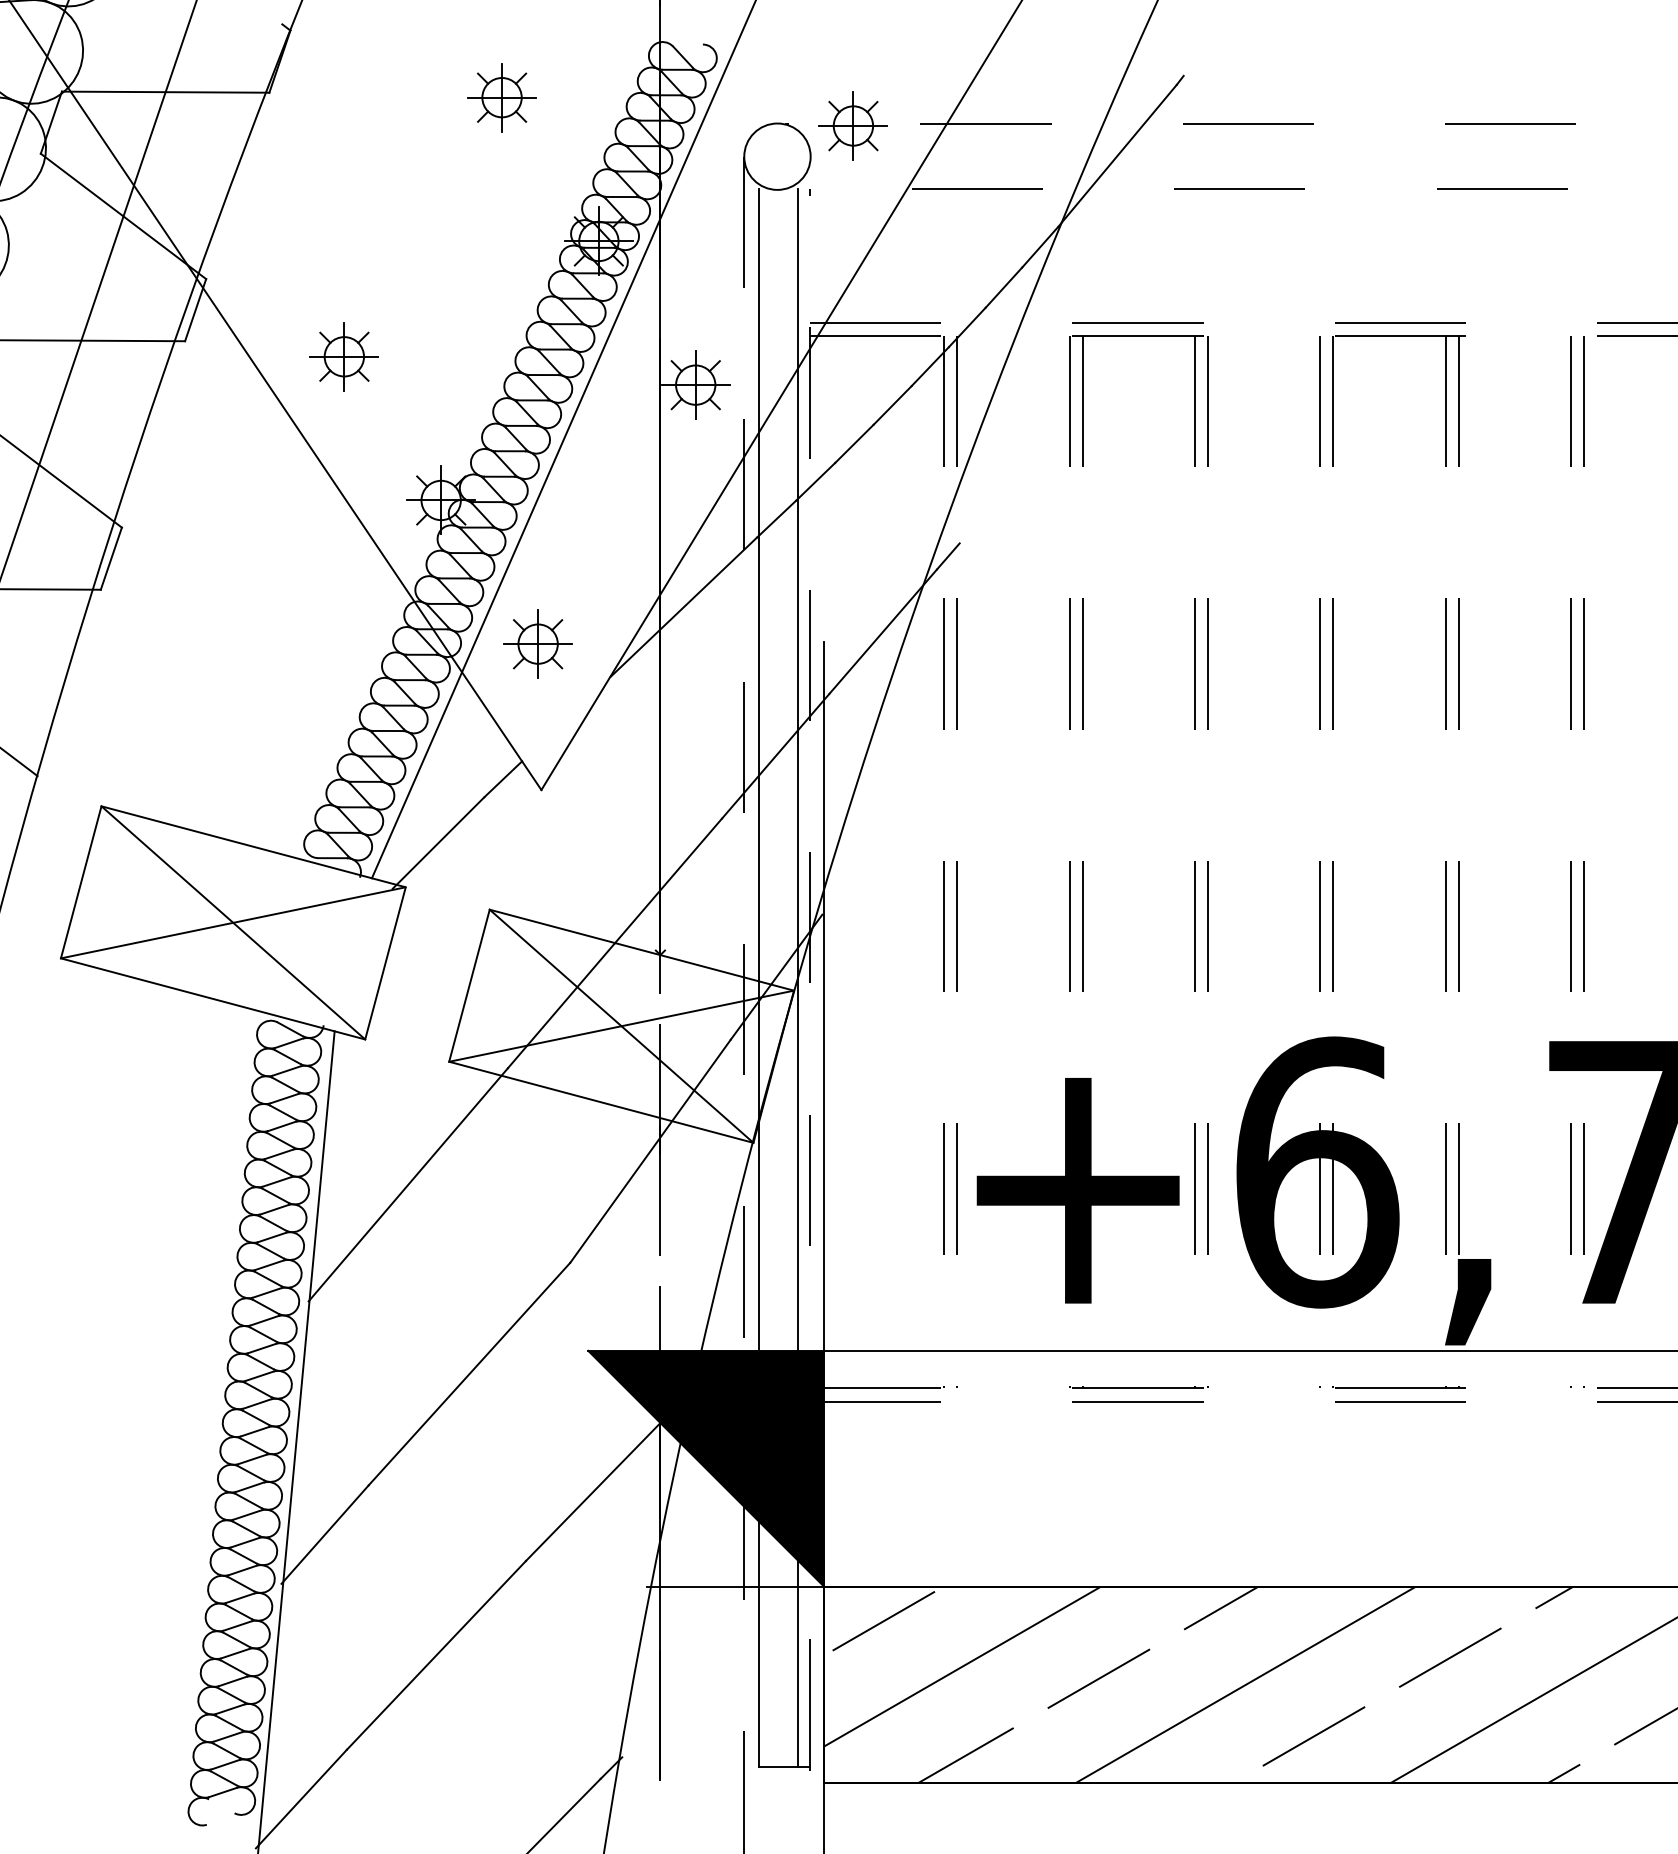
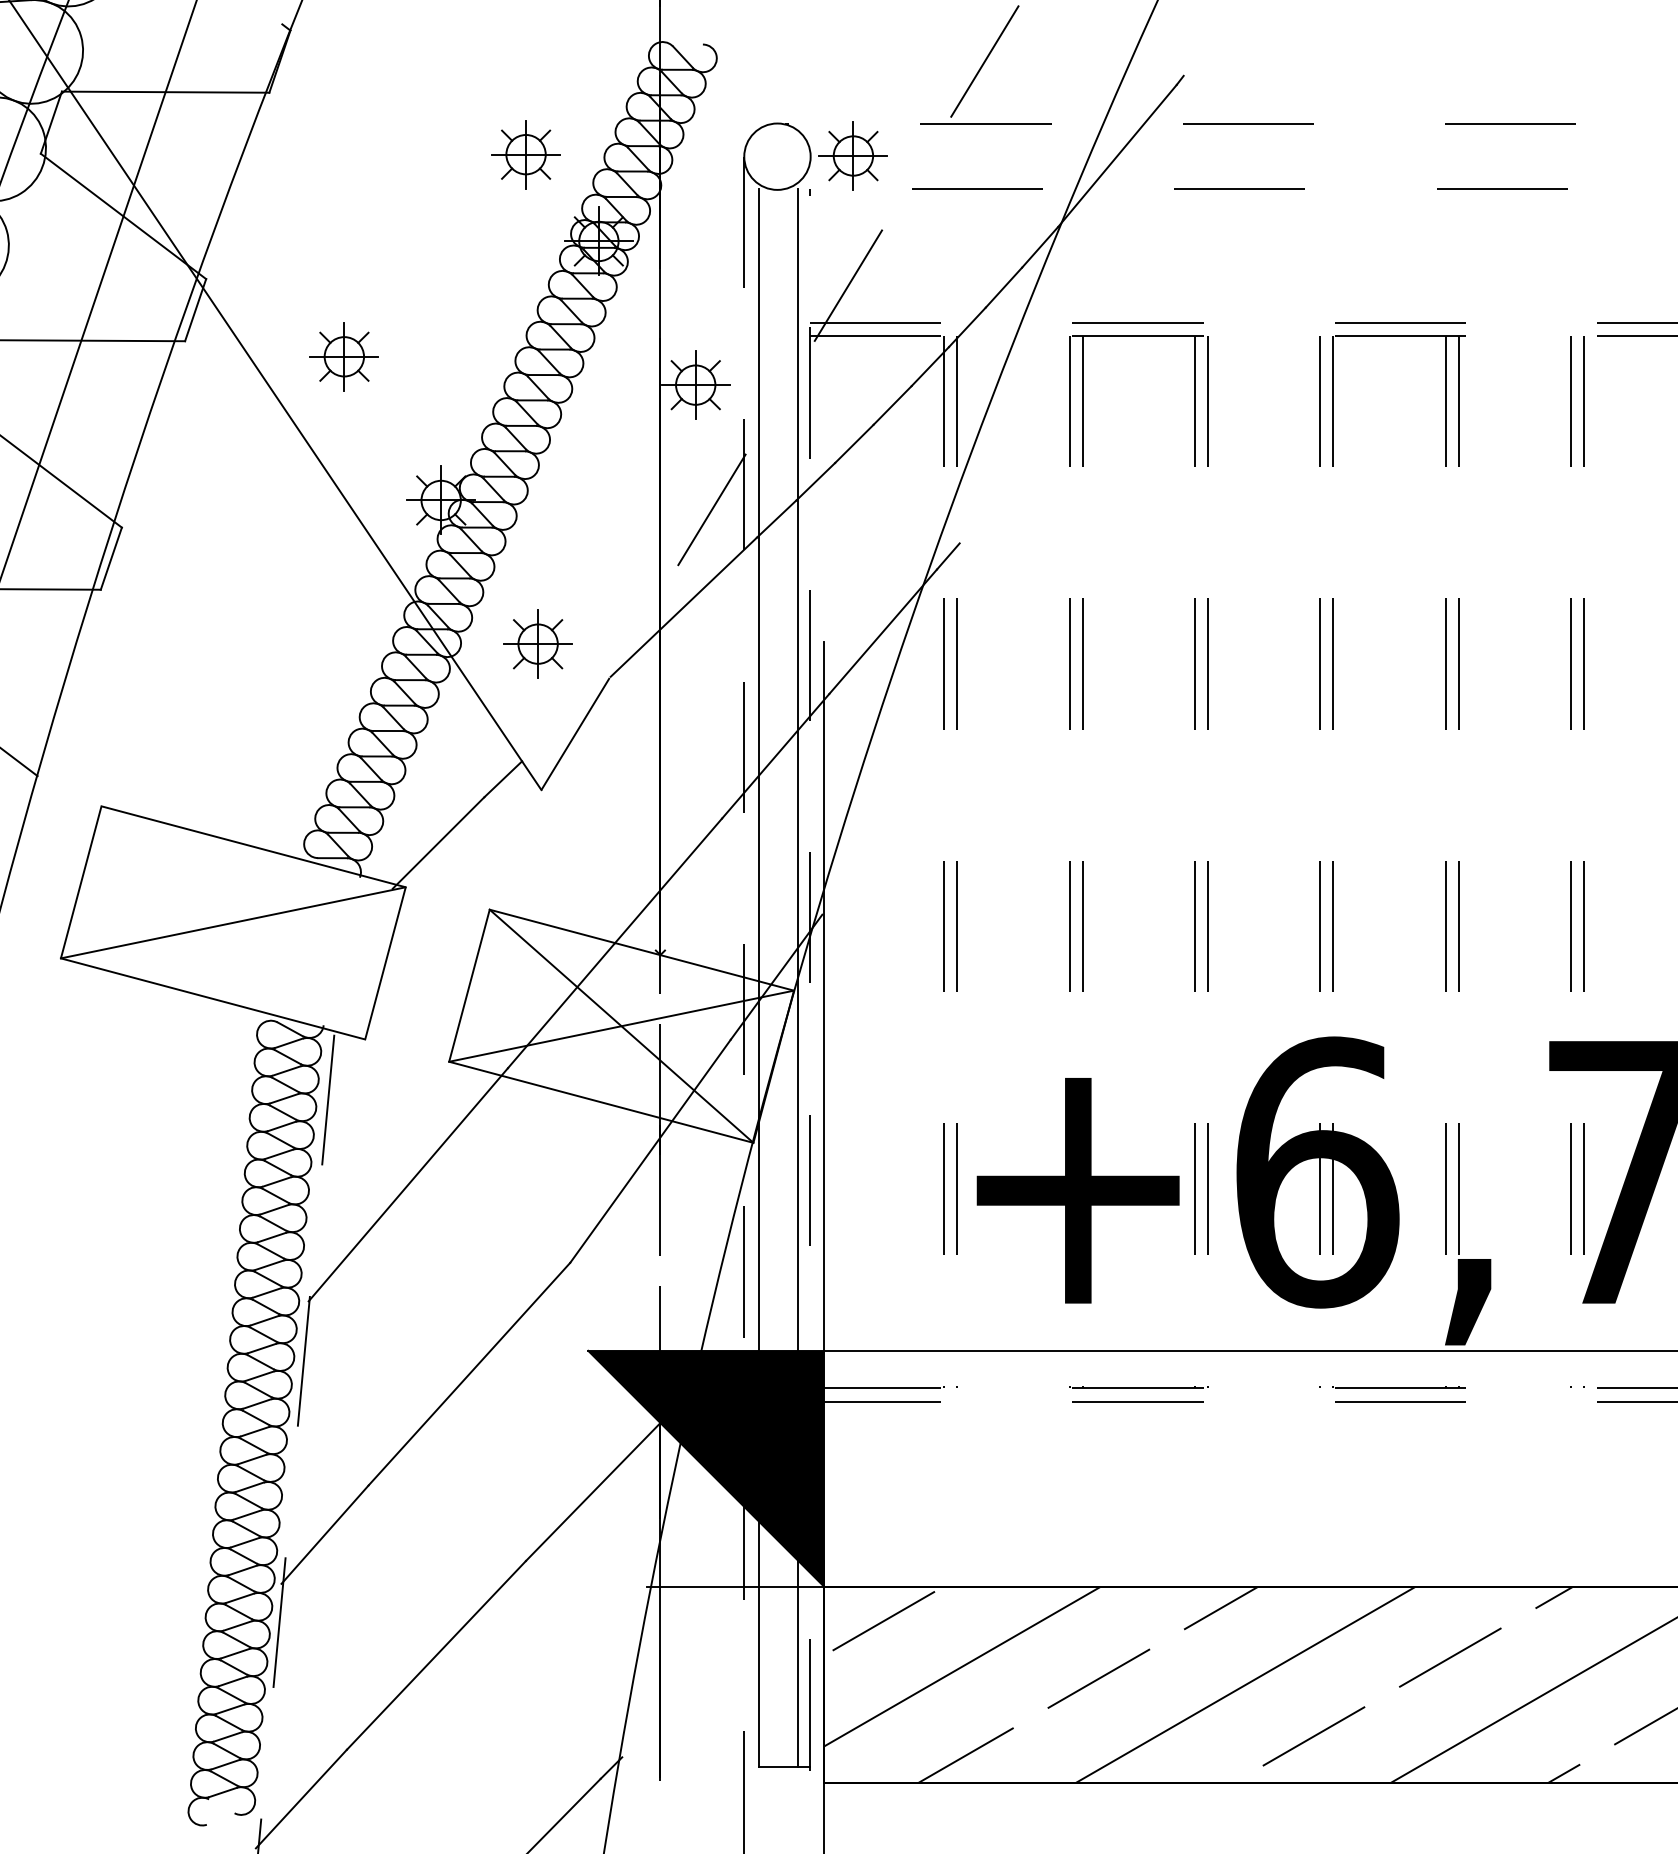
part position: (501, 97) -> (525, 154) (525, 154)
part position: (852, 125) -> (852, 155) (852, 155)
line: solid -> dashed (782, 394)
line: present -> none (563, 440)
line: present -> none (233, 922)
line: solid -> dashed (296, 1442)
